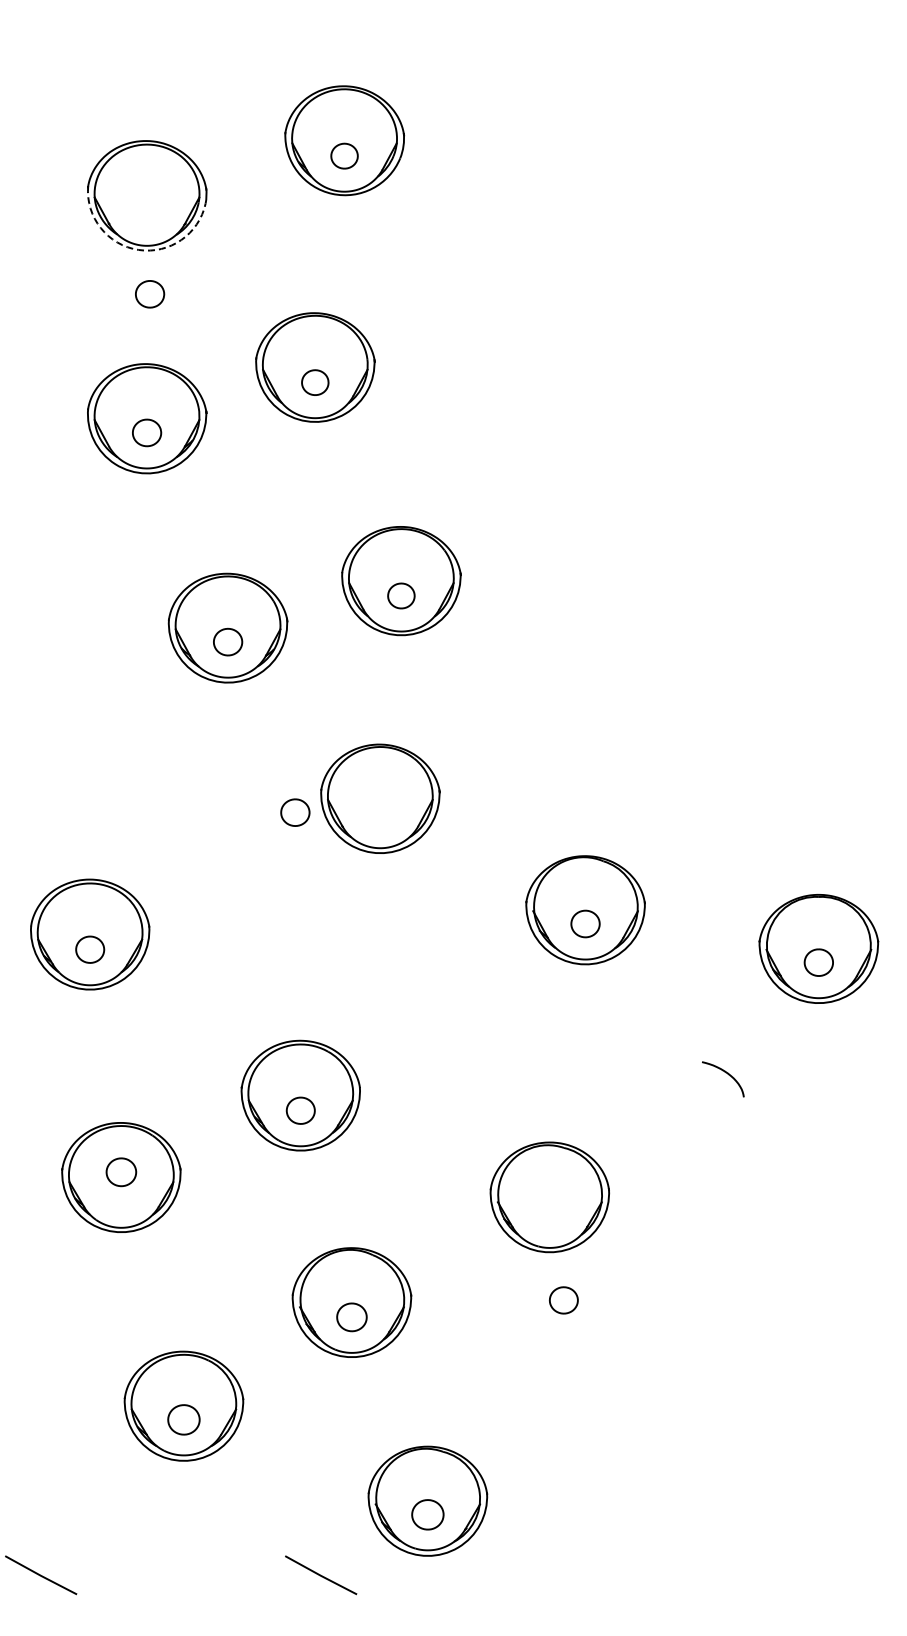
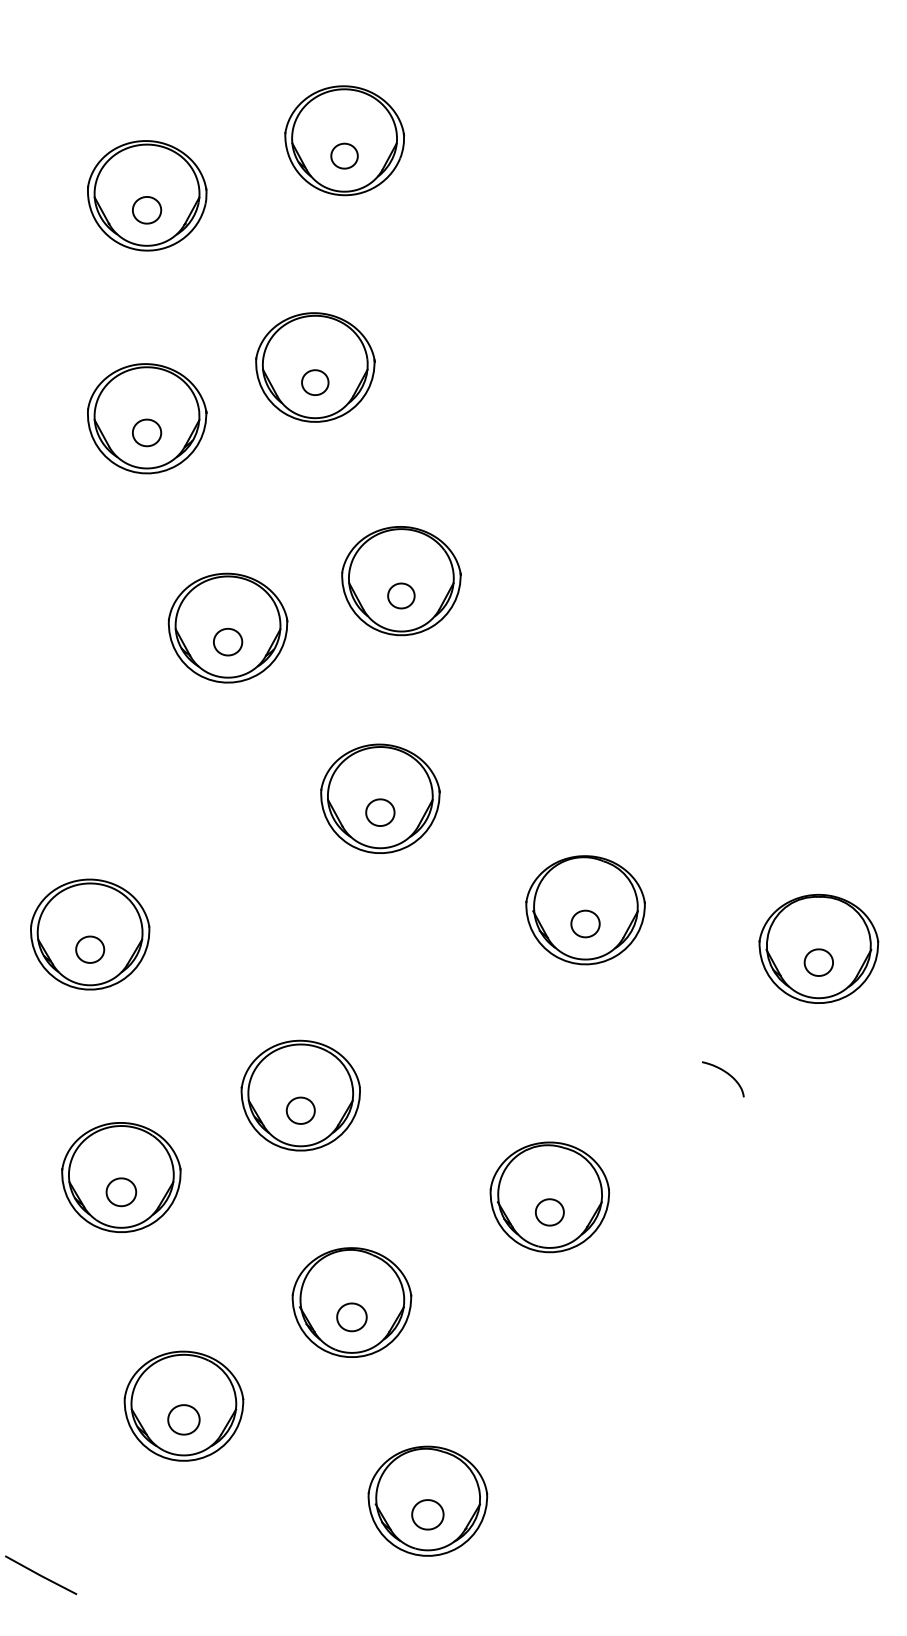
arc: dashed -> solid (138, 249)
part position: (150, 294) -> (147, 210) (147, 210)
part position: (295, 812) -> (380, 812) (380, 812)
part position: (121, 1172) -> (121, 1192) (121, 1192)
part position: (563, 1300) -> (549, 1212) (549, 1212)
line: present -> none (321, 1575)
